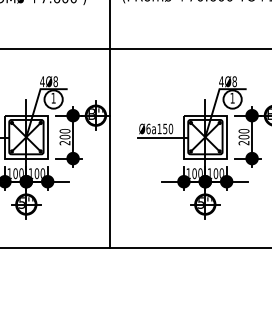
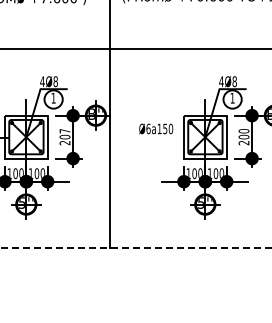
text: 200 -> 207 (64, 131)
line: present -> none (162, 137)
line: solid -> dashed (136, 247)
